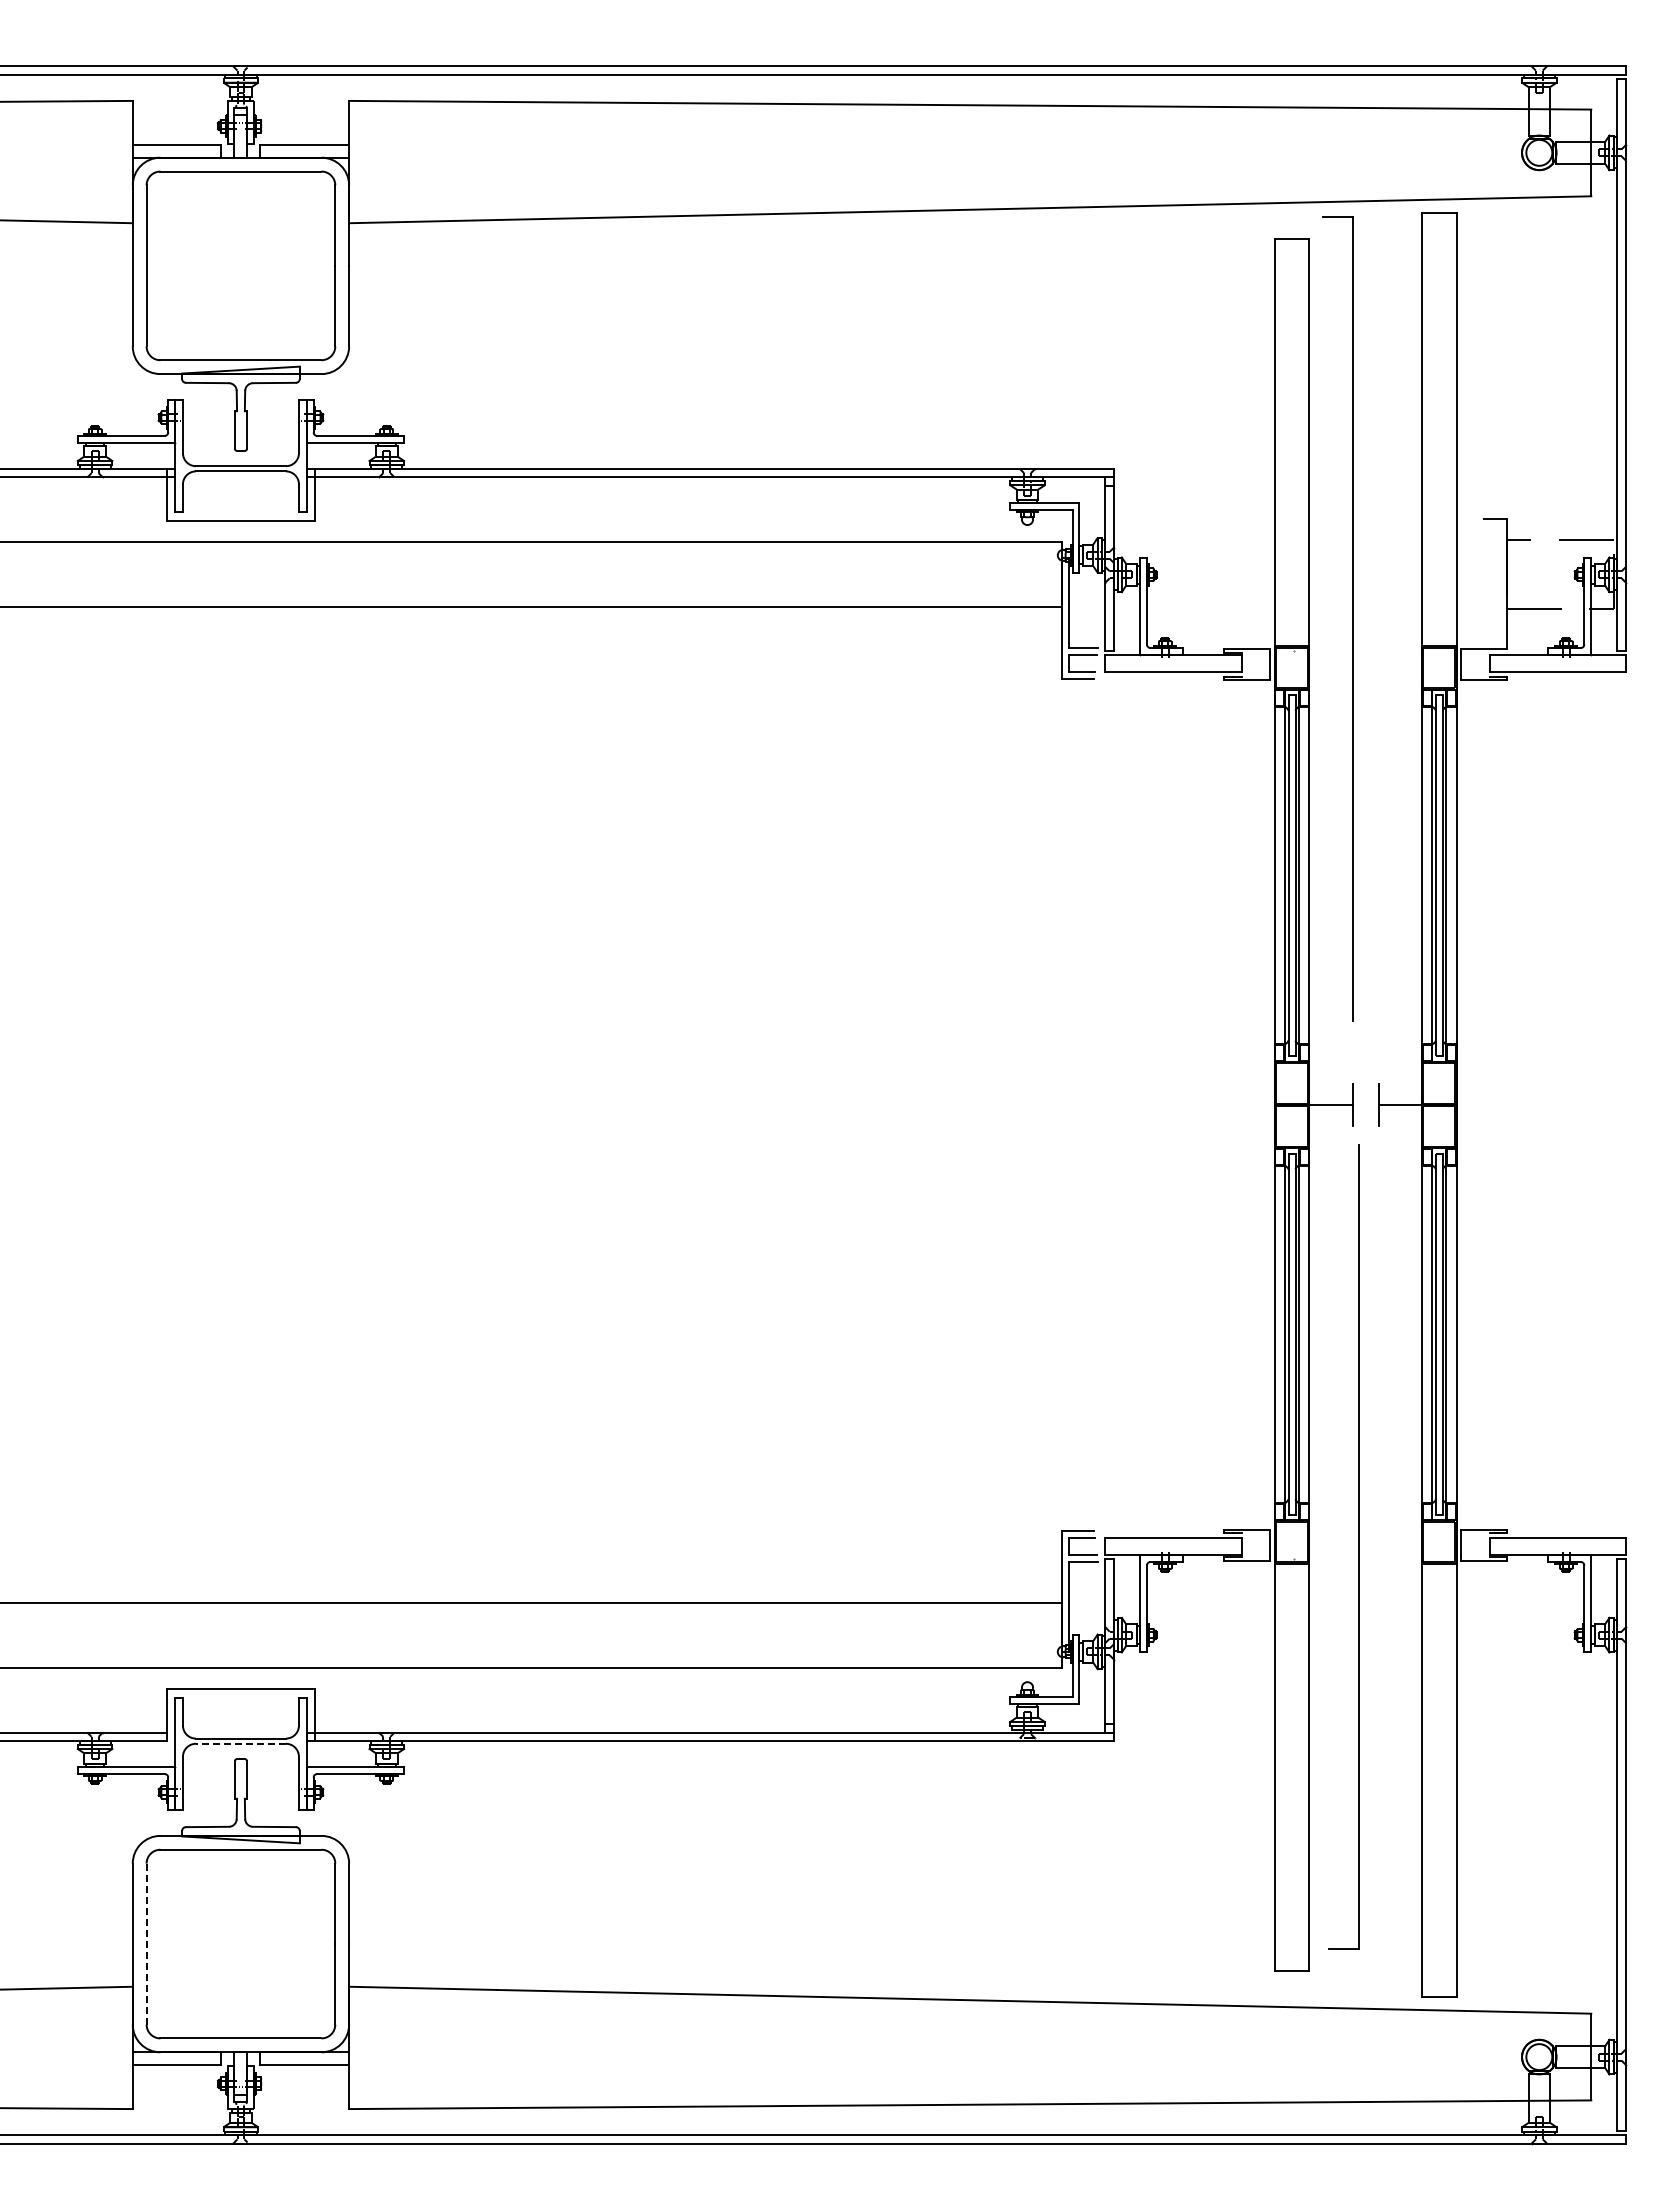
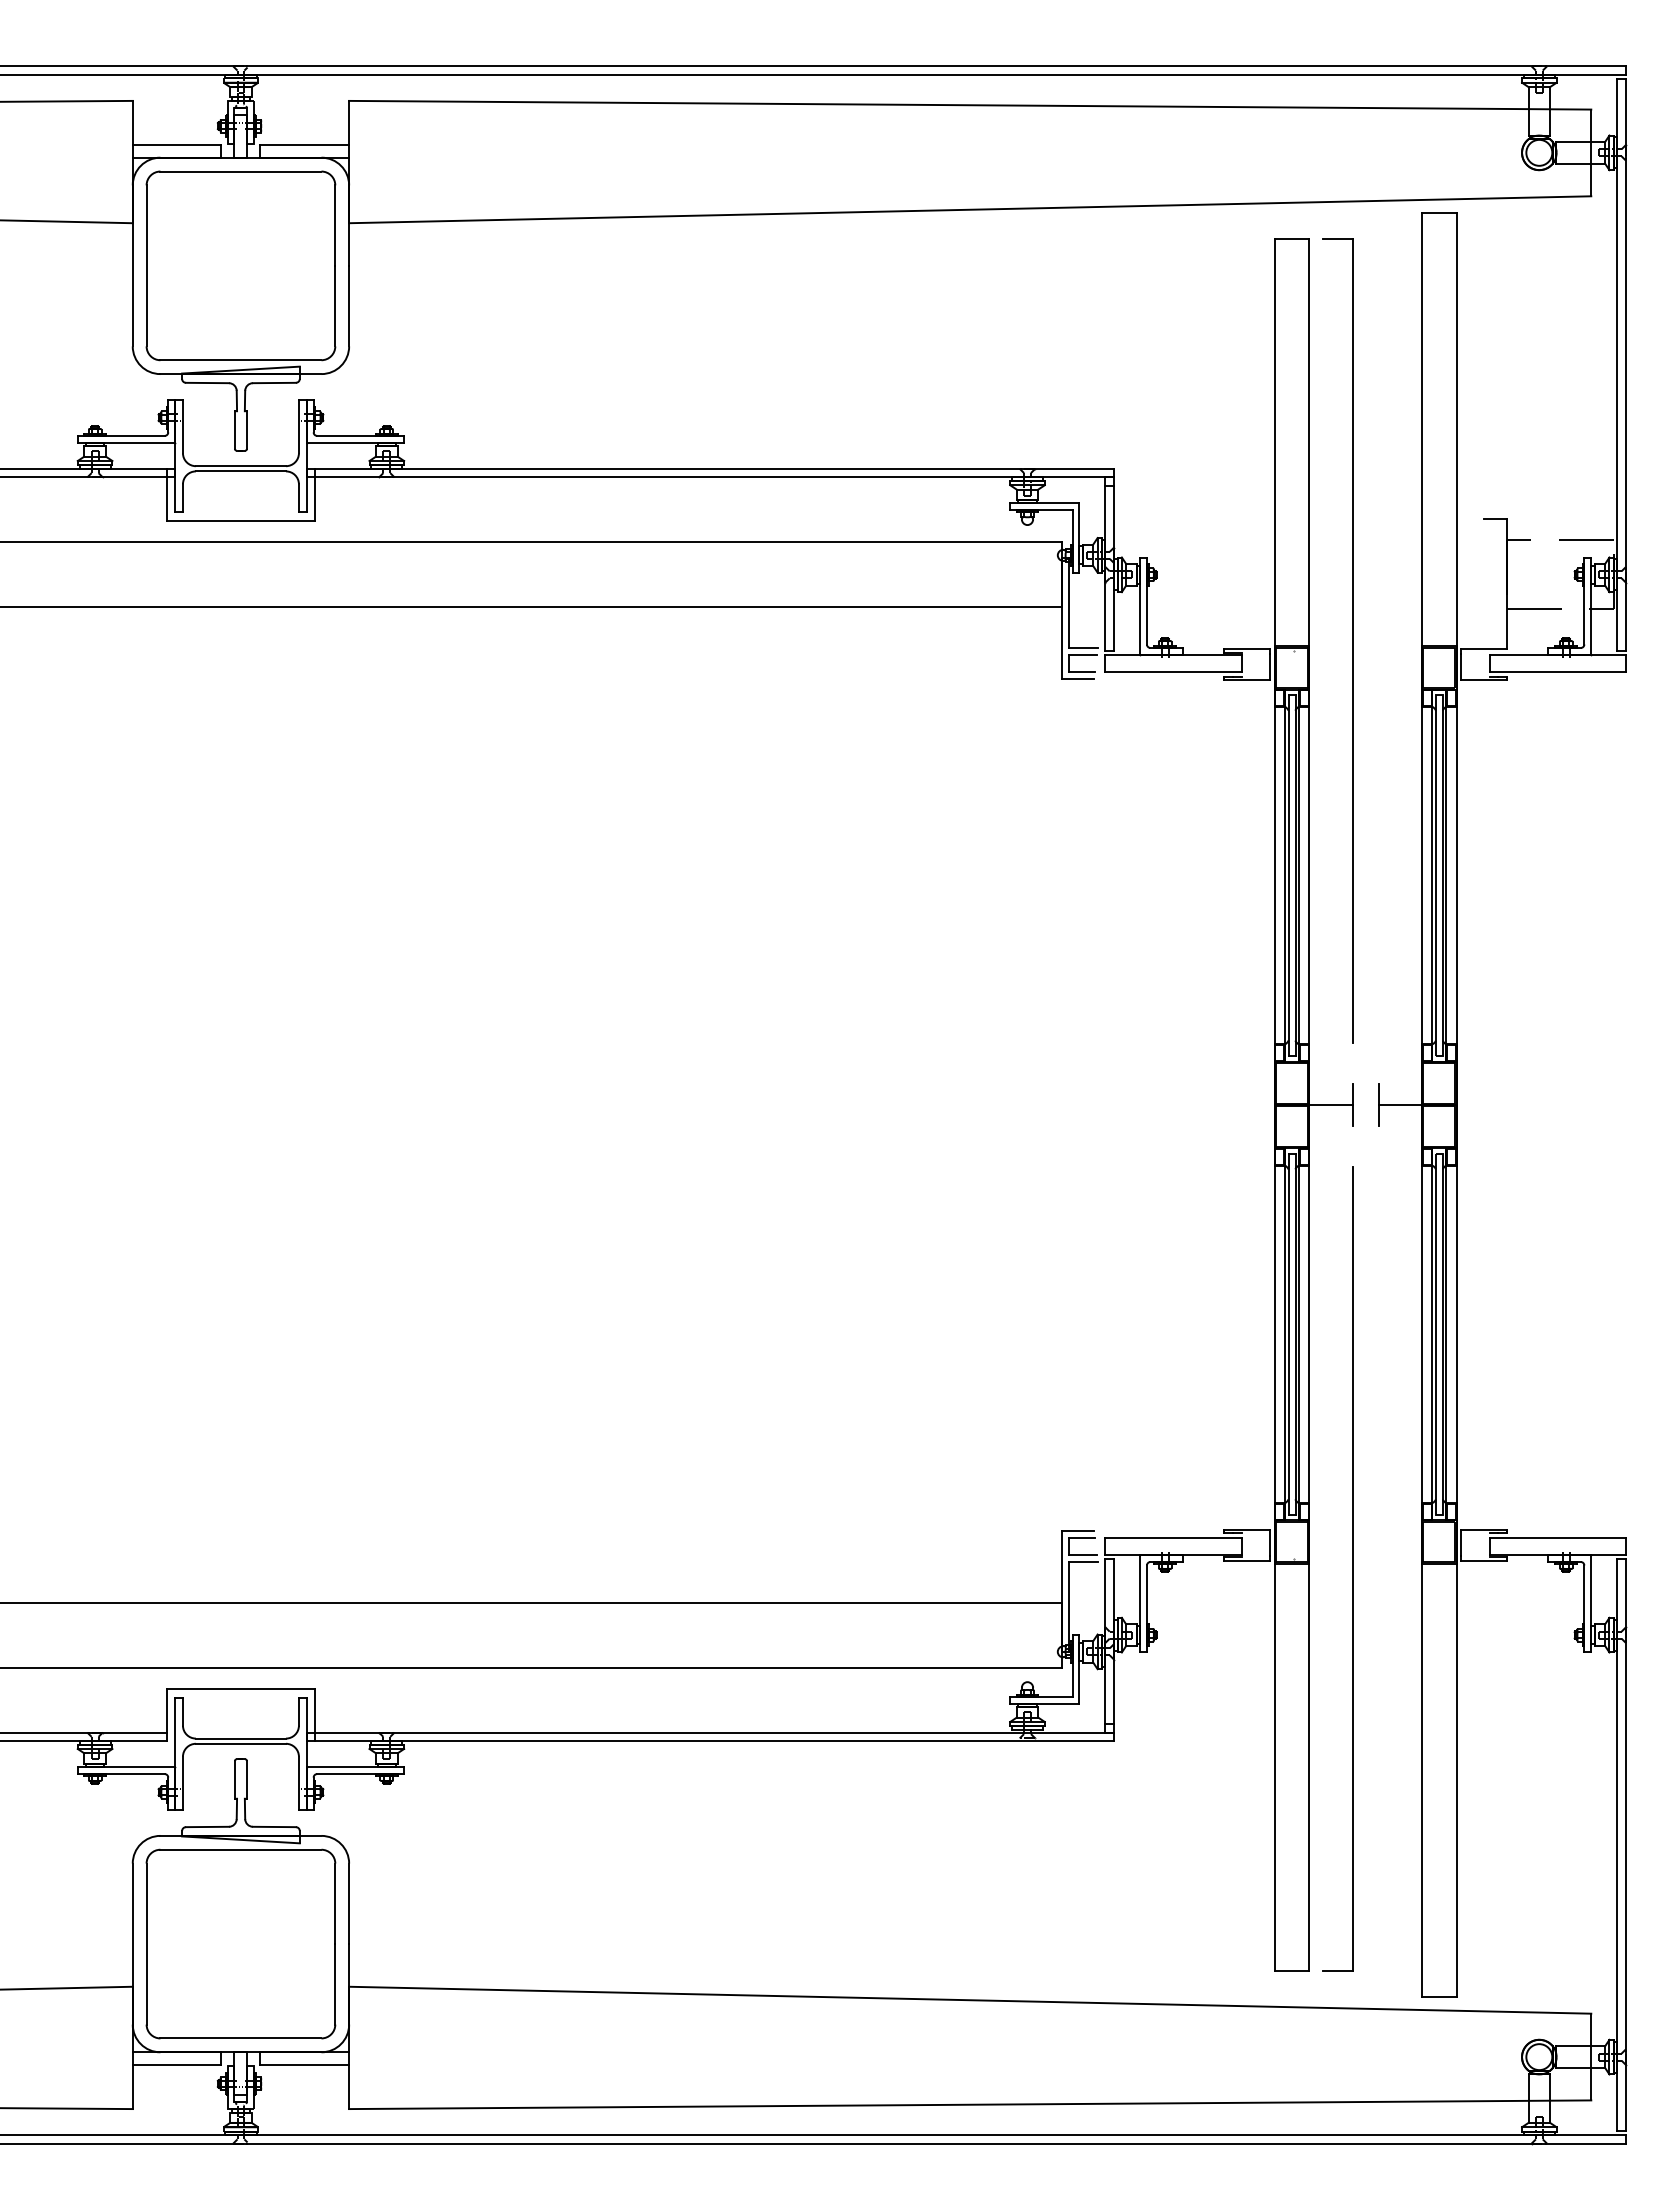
part position: (1352, 618) -> (1352, 640) (1352, 640)
part position: (1358, 1546) -> (1352, 1568) (1352, 1568)
line: dashed -> solid (240, 1743)
line: dashed -> solid (146, 1943)
